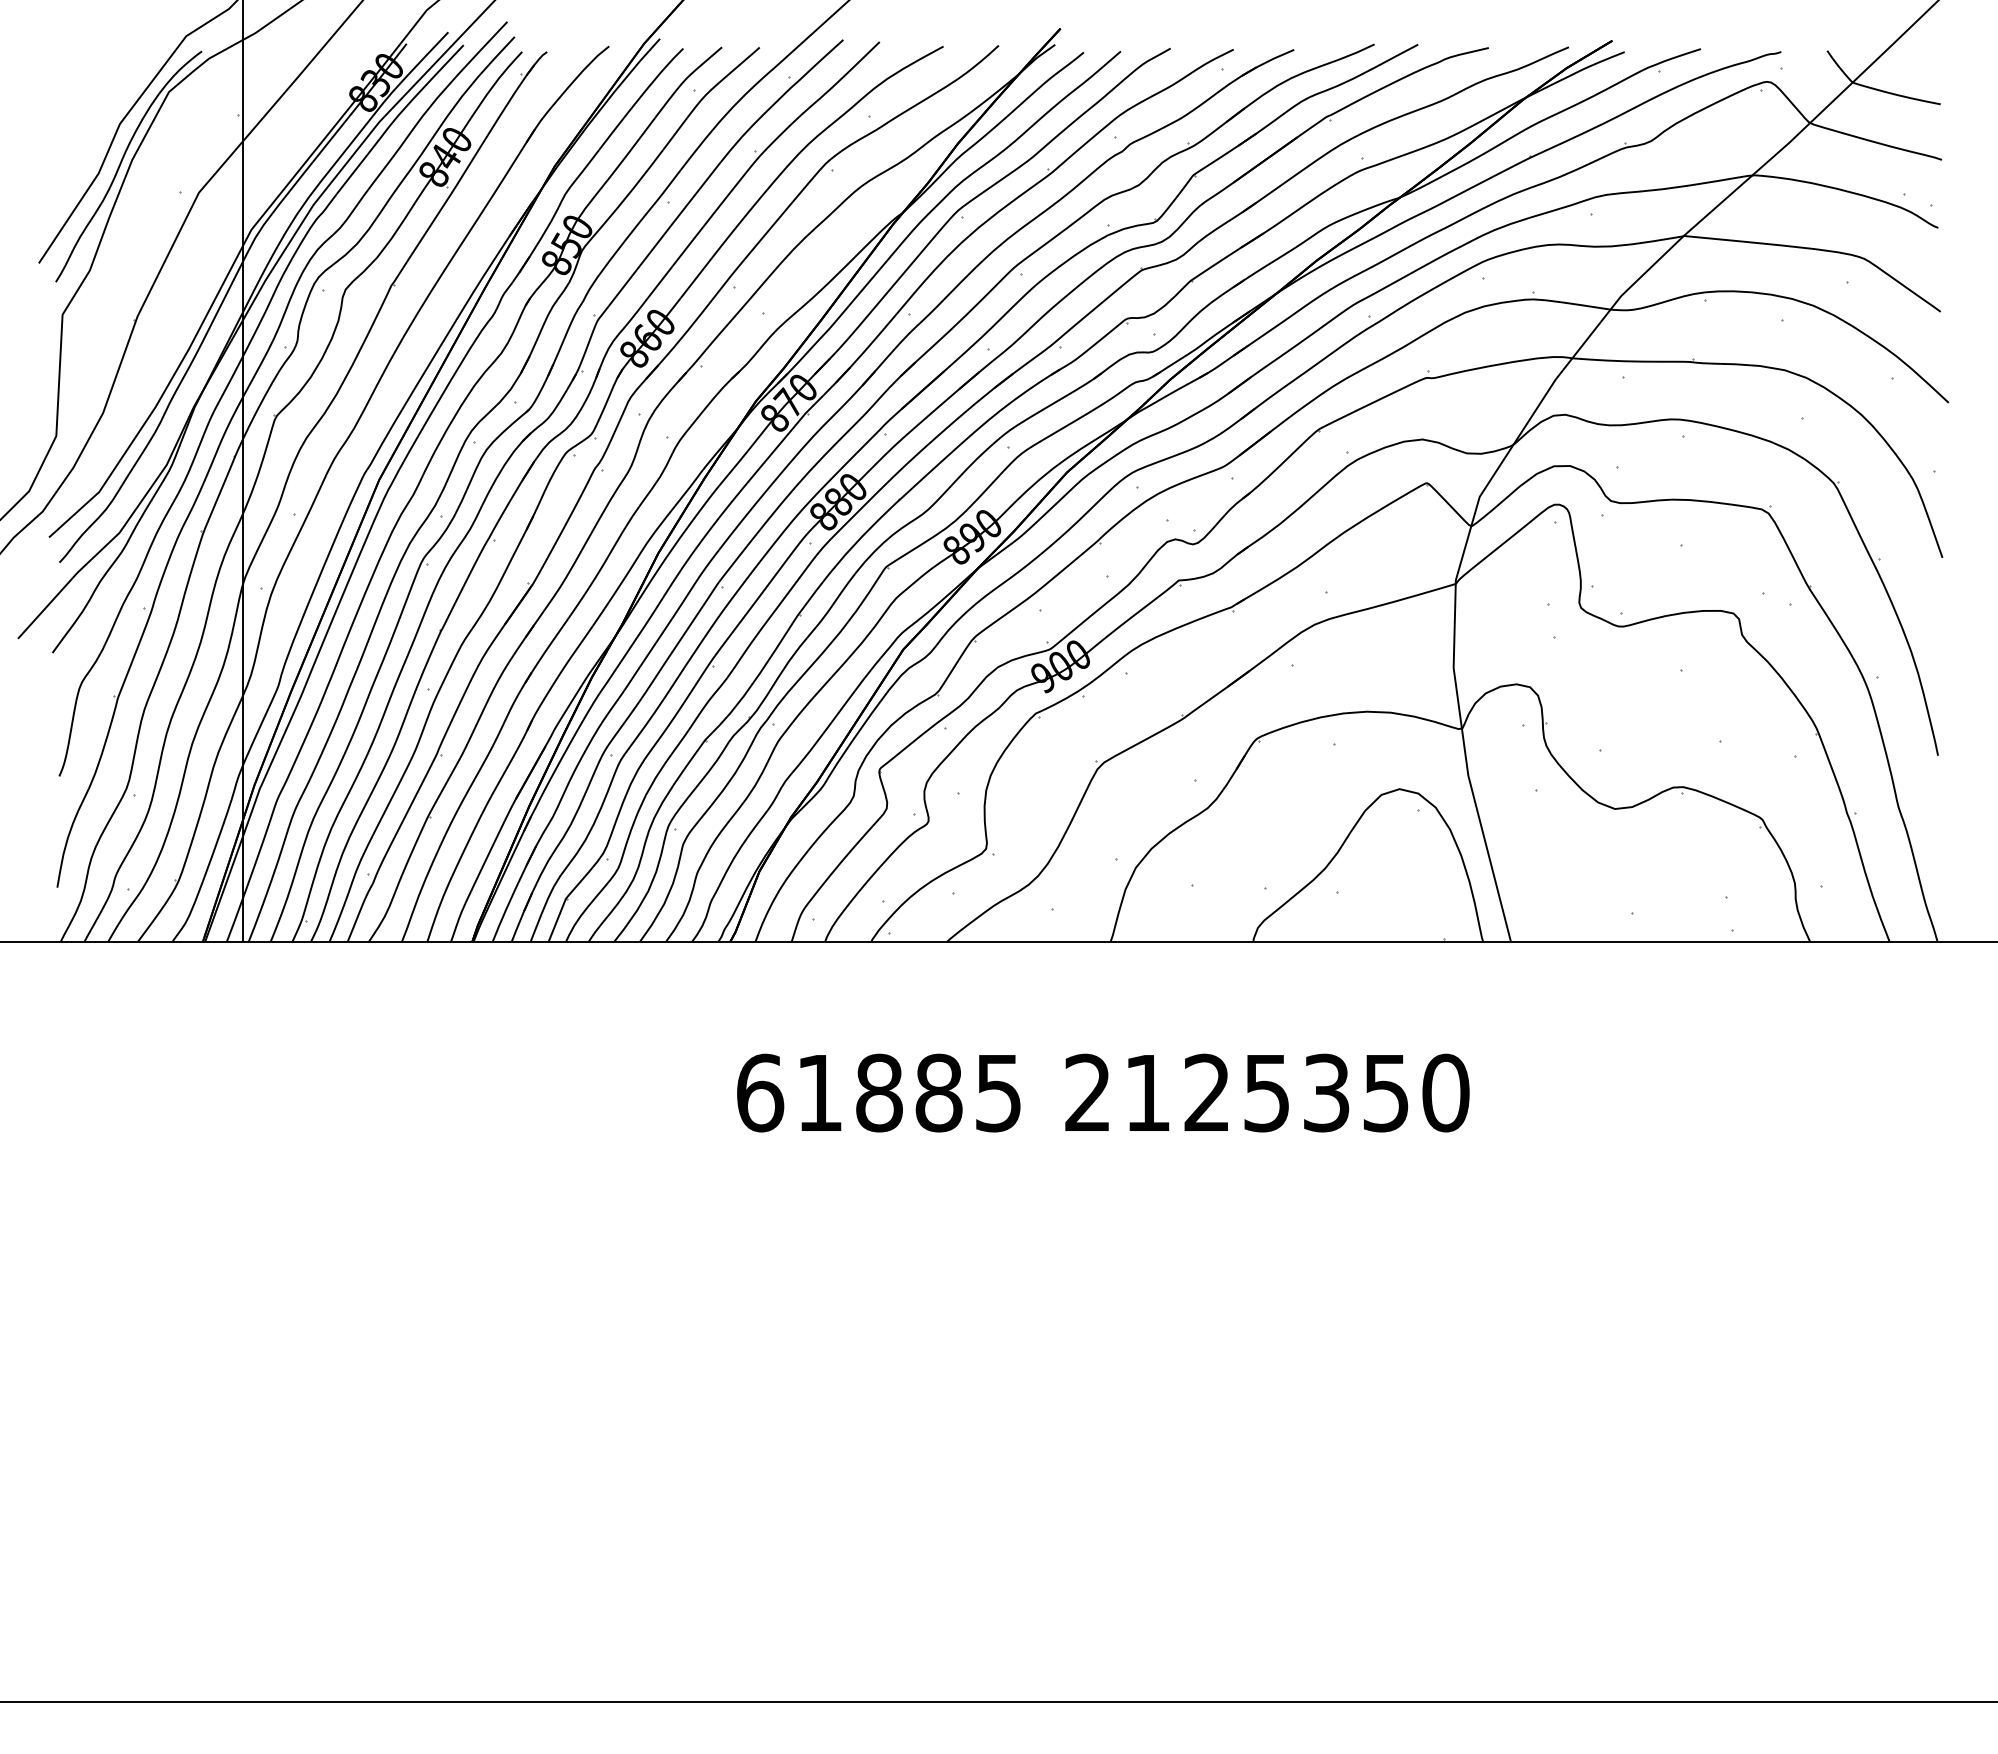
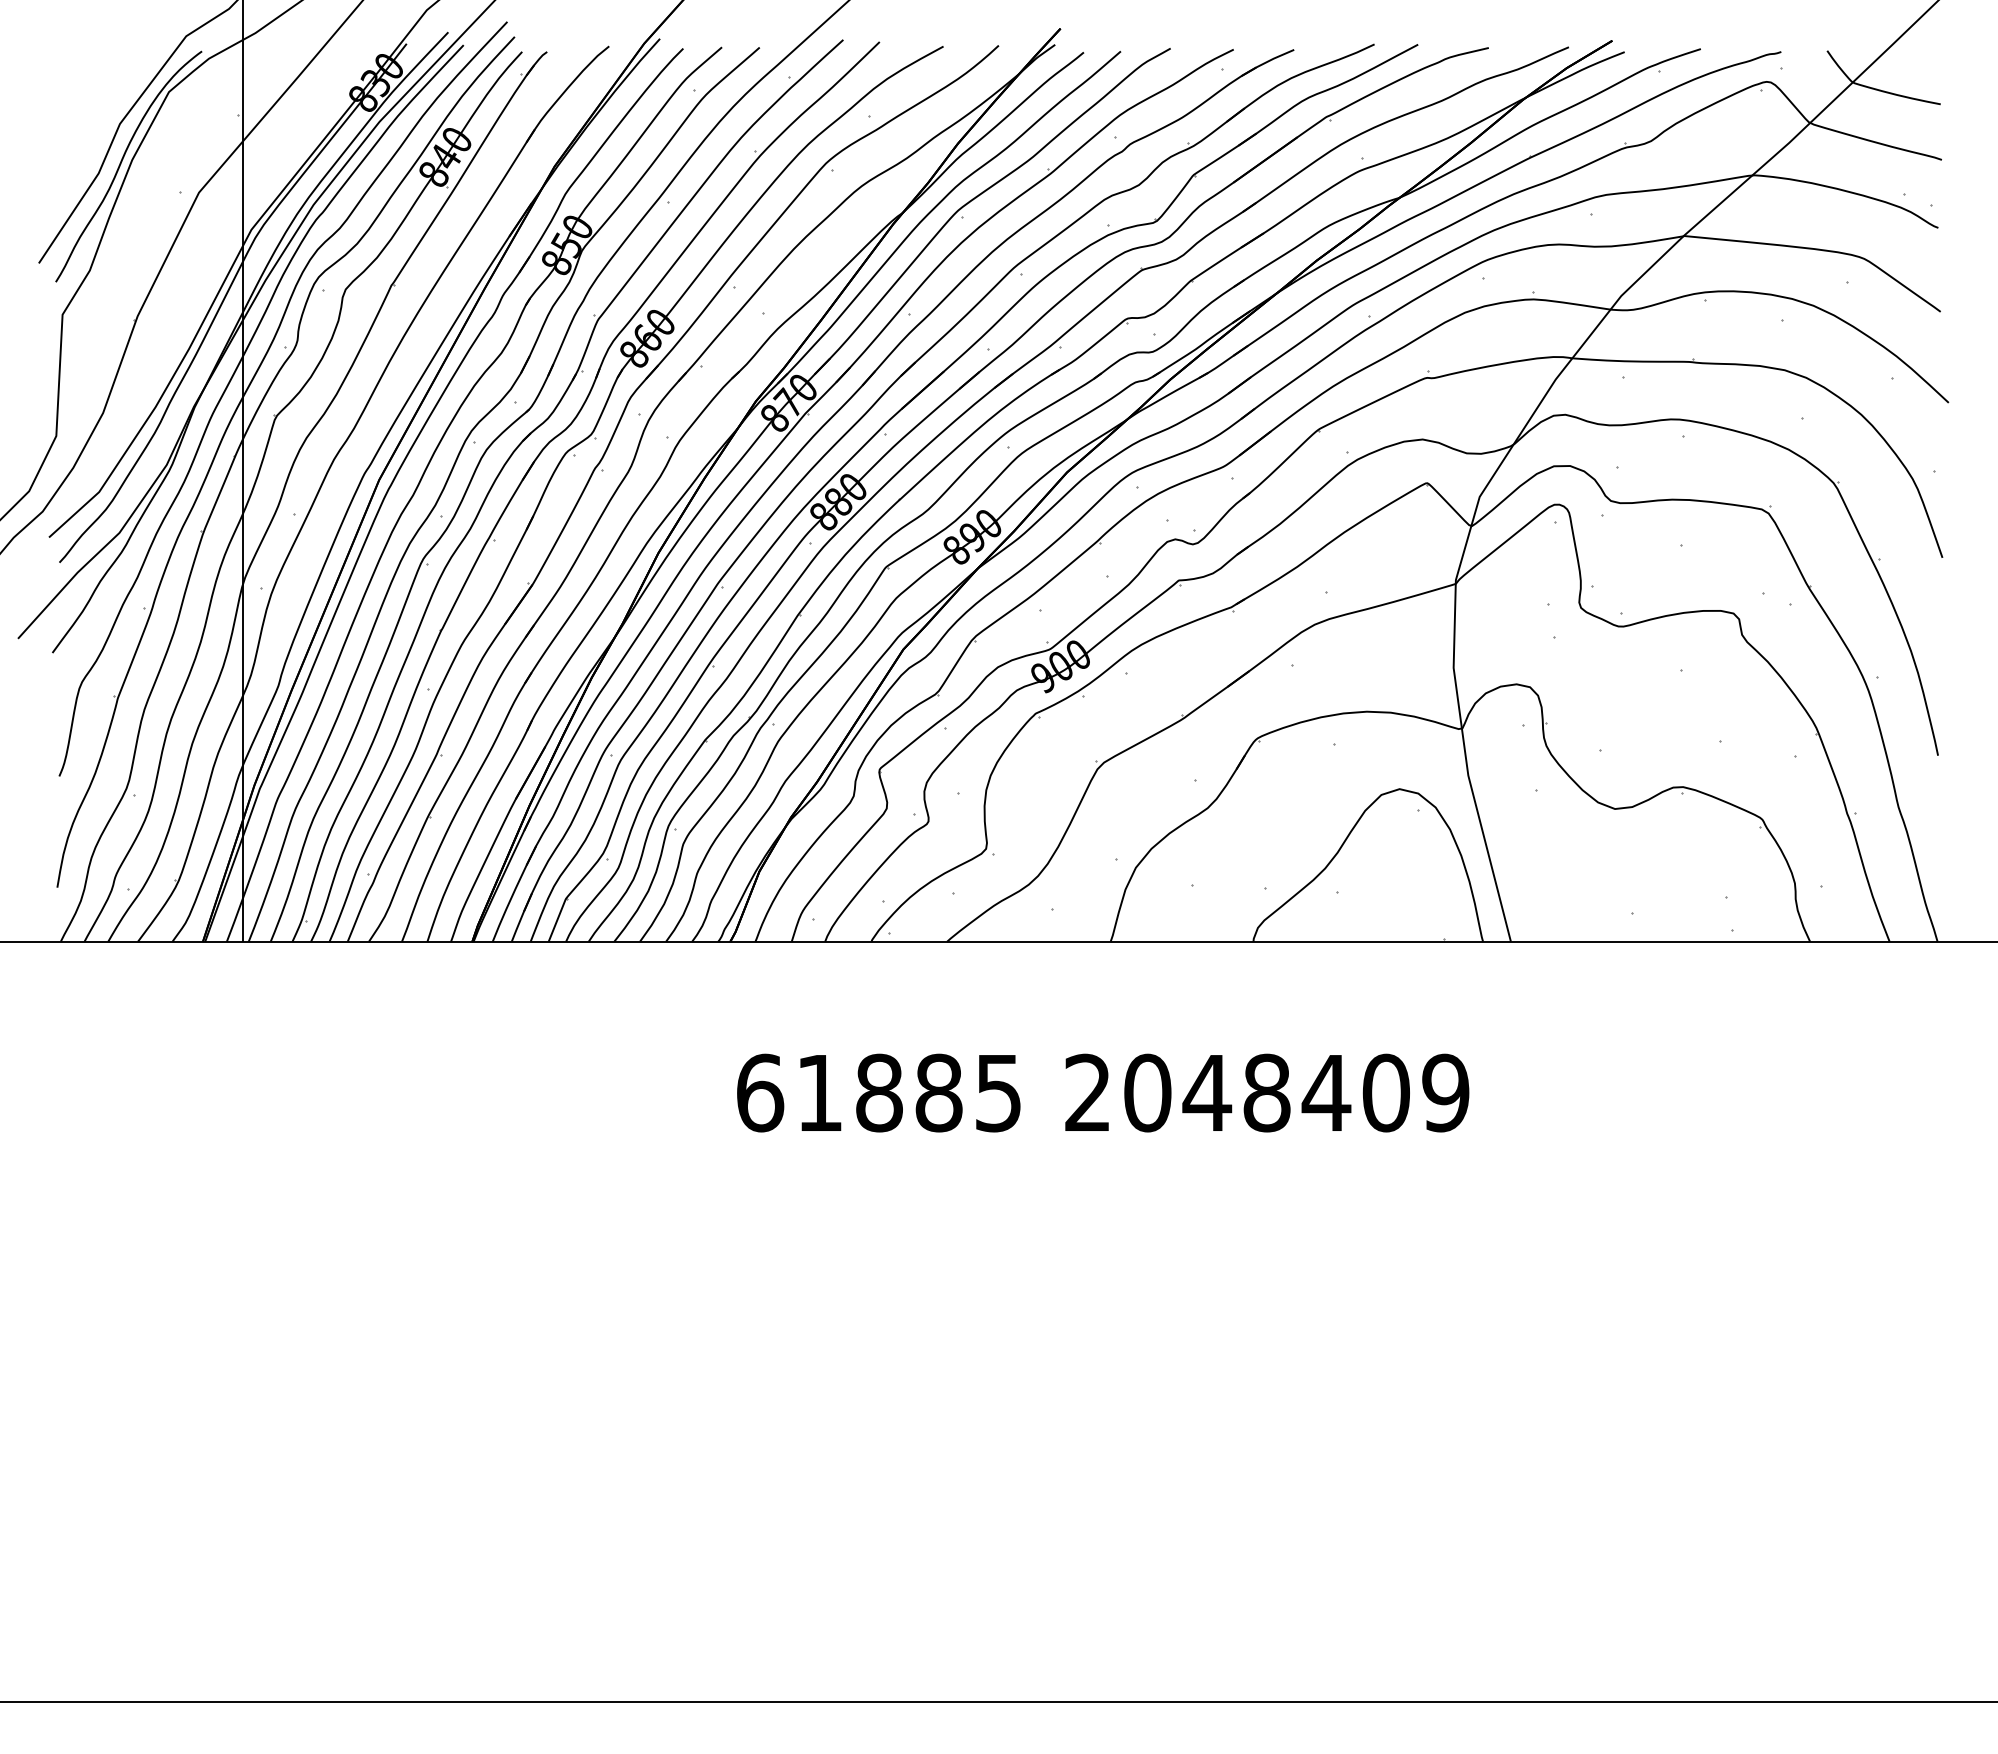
text: 2125350 -> 2048409 (1296, 1092)
